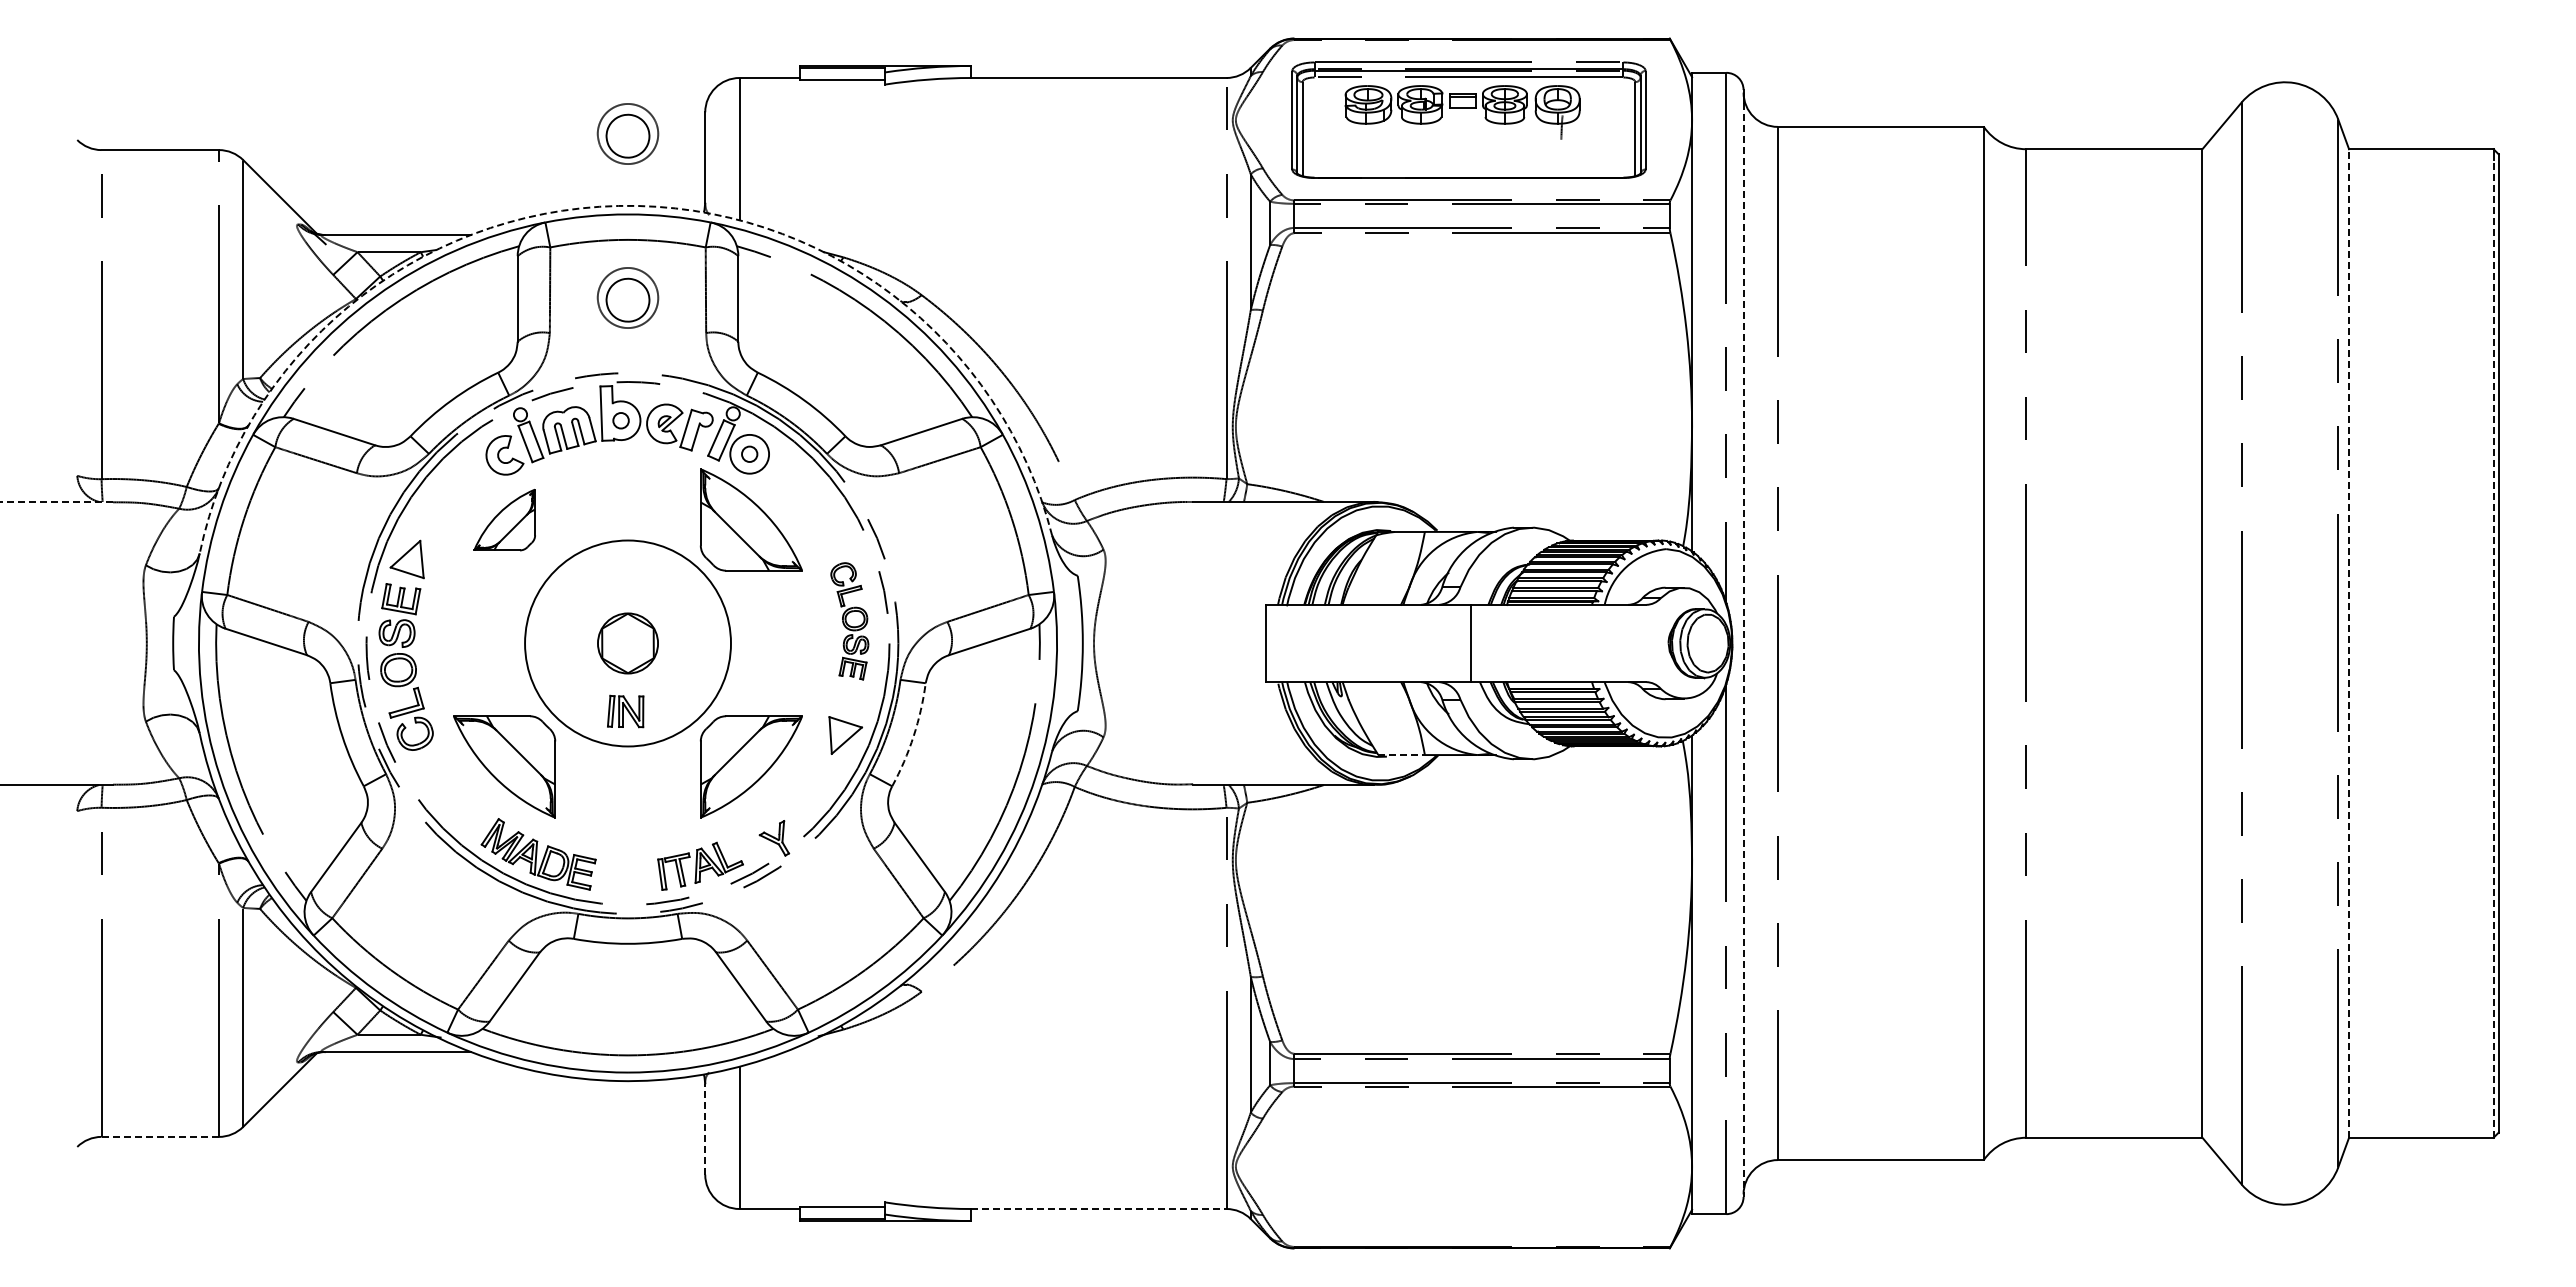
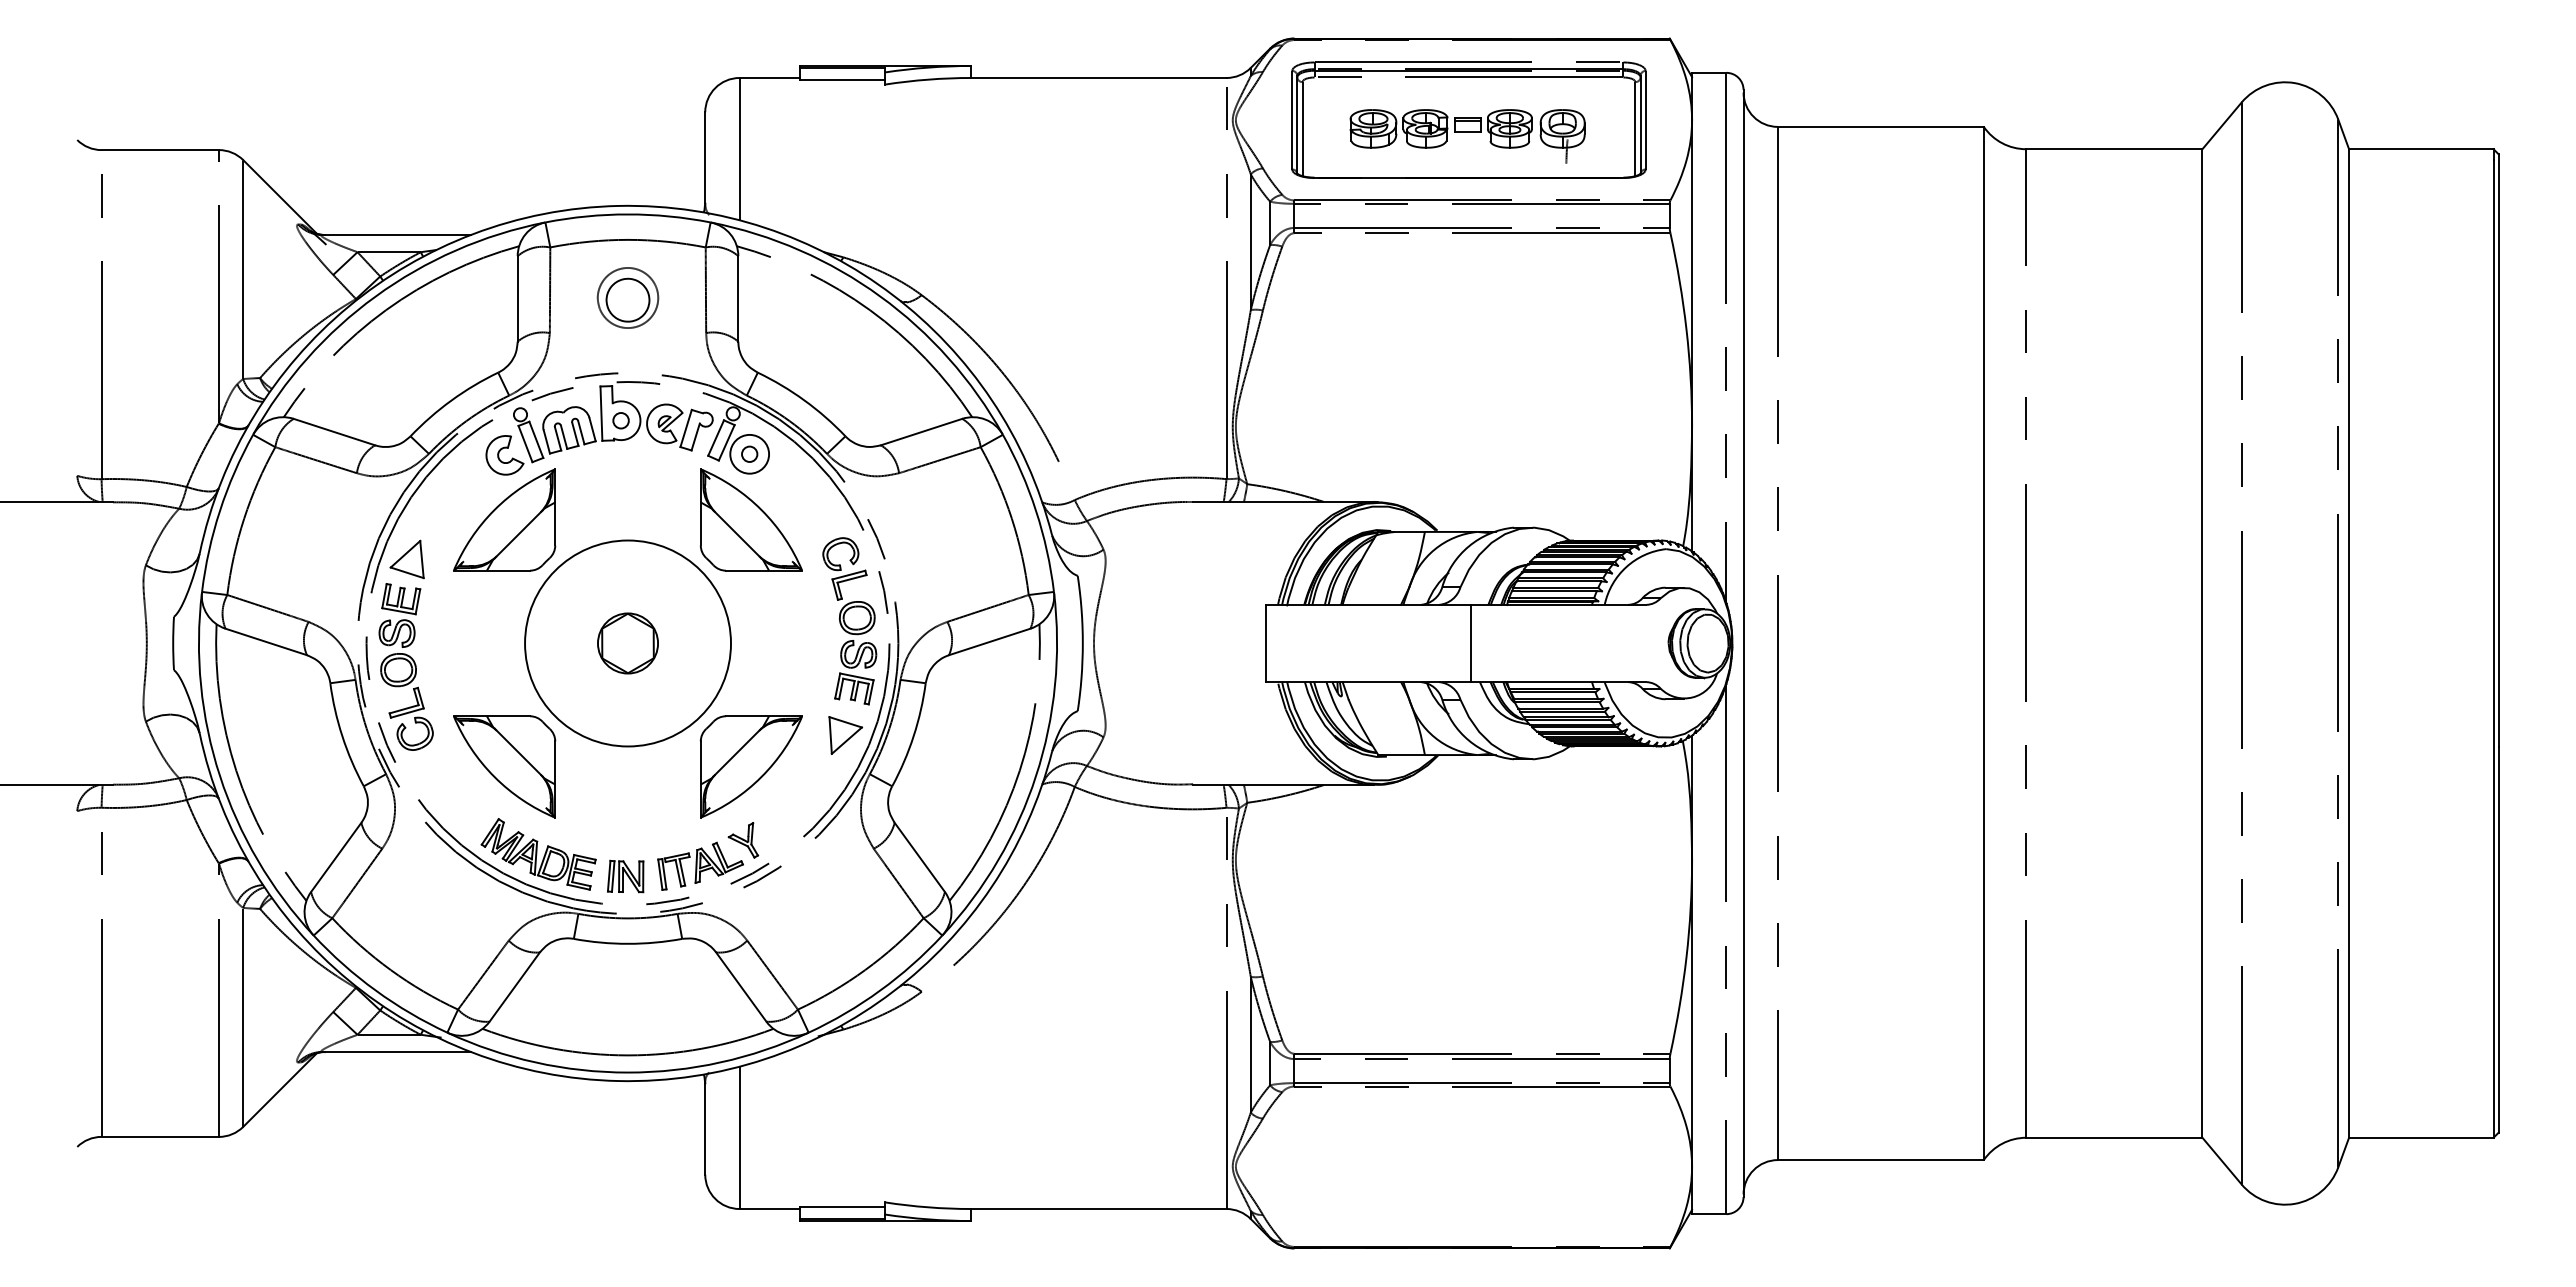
part position: (1462, 112) -> (1467, 136) (1467, 136)
part: present -> none (627, 133)
arc: dashed -> solid (618, 205)
line: dashed -> solid (56, 501)
part size: 63x64 px -> 104x104 px (504, 519)
part size: 40x119 px -> 56x169 px (849, 621)
line: dashed -> solid (2349, 643)
line: dashed -> solid (2493, 649)
line: dashed -> solid (1743, 650)
part position: (625, 711) -> (625, 876) (625, 876)
arc: dashed -> solid (913, 736)
line: dashed -> solid (1402, 755)
part position: (774, 838) -> (743, 840) (743, 840)
line: dashed -> solid (705, 1128)
line: dashed -> solid (160, 1136)
line: dashed -> solid (1098, 1209)
